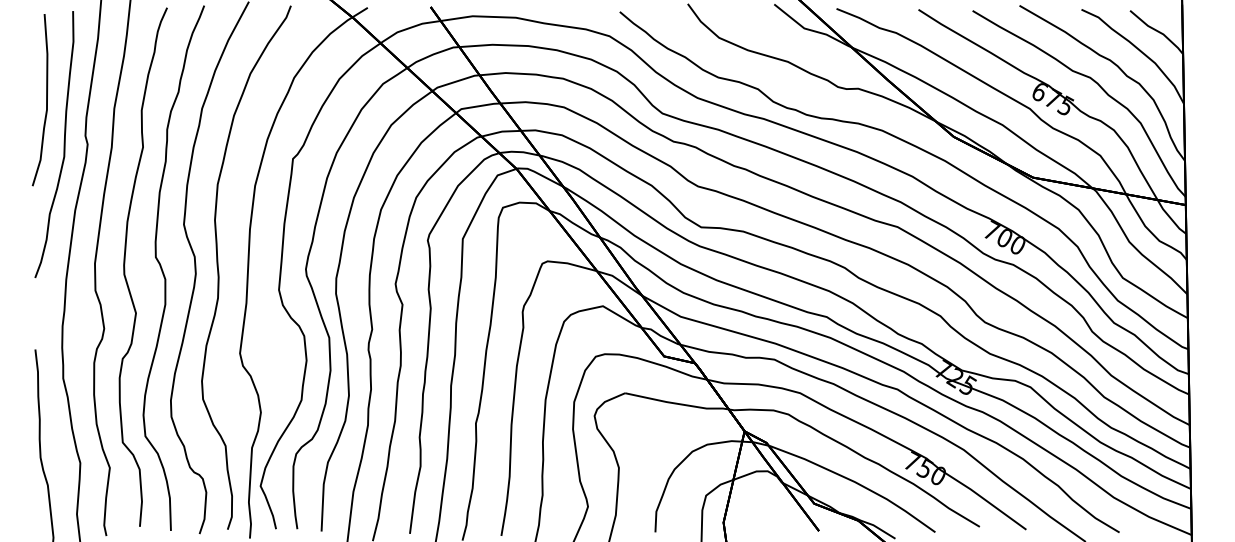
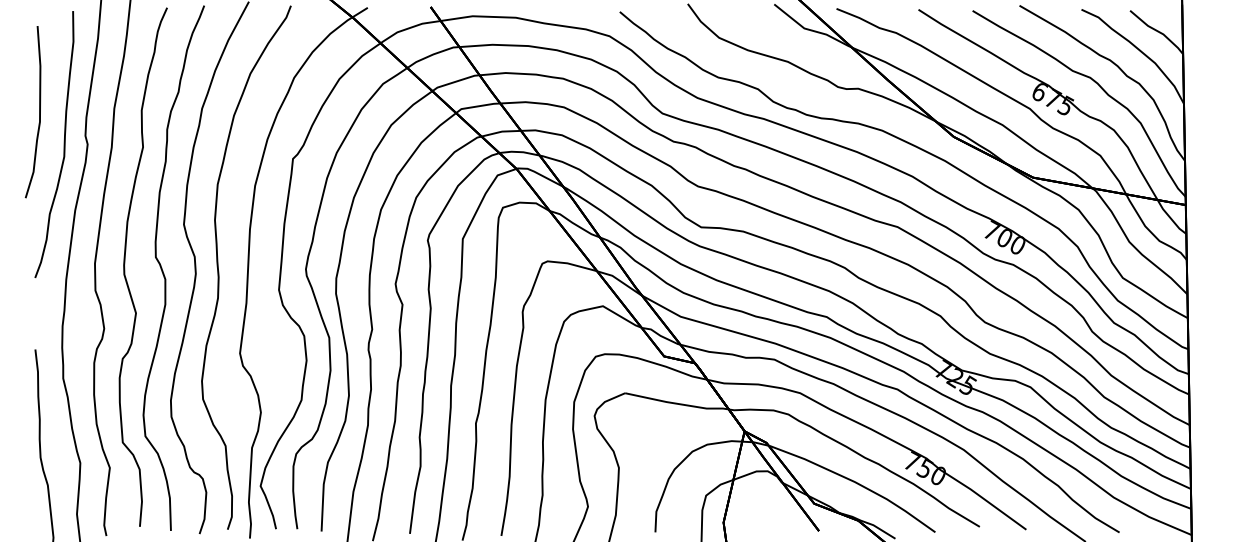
curve position: (46, 100) -> (39, 112) (39, 112)
